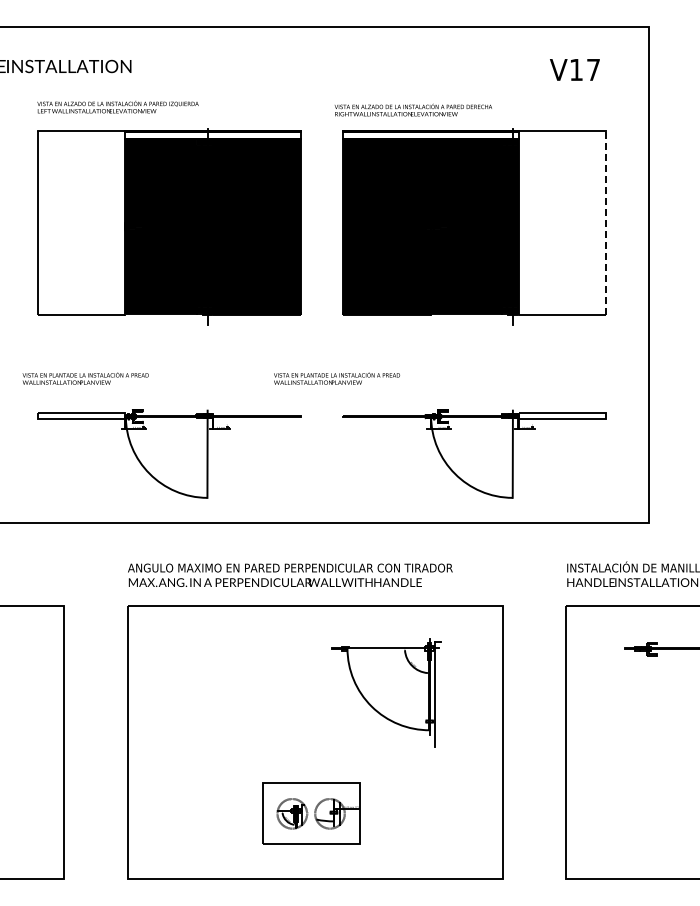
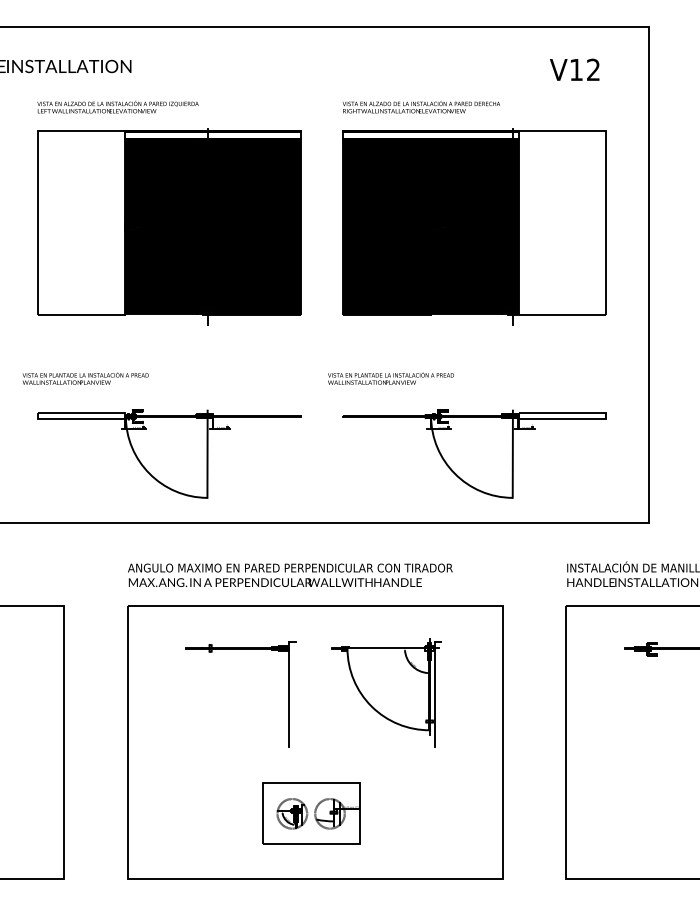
text: V17 -> V12 (593, 69)
text position: (412, 109) -> (420, 106) (420, 106)
line: dashed -> solid (605, 222)
text position: (336, 378) -> (390, 378) (390, 378)
part: none -> present (240, 649)
